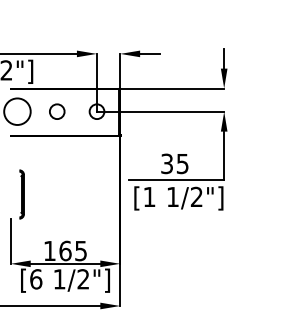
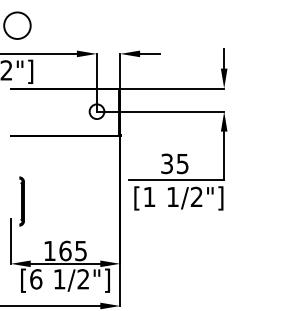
circle position: (17, 111) -> (17, 25) (17, 25)
circle: present -> none (57, 111)
part position: (21, 194) -> (21, 201) (21, 201)
